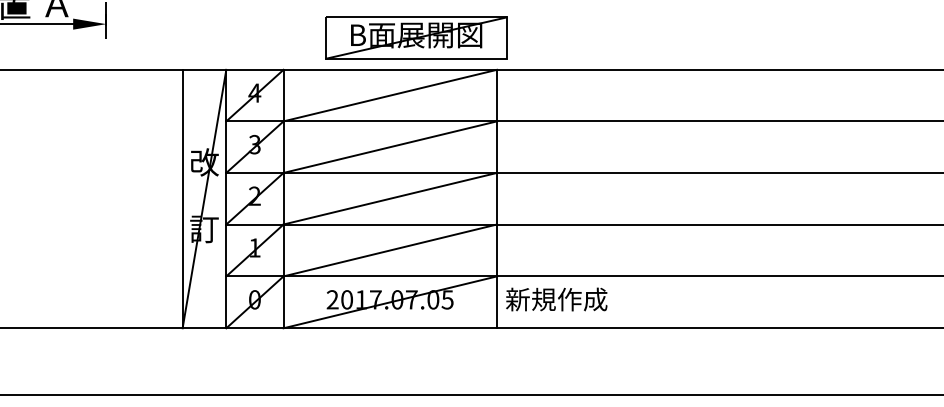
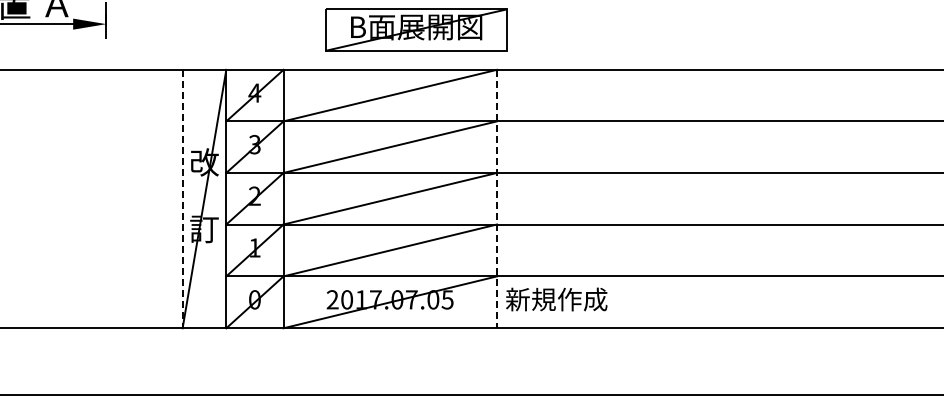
part position: (416, 37) -> (416, 29) (416, 29)
line: solid -> dashed (182, 199)
line: solid -> dashed (497, 199)
